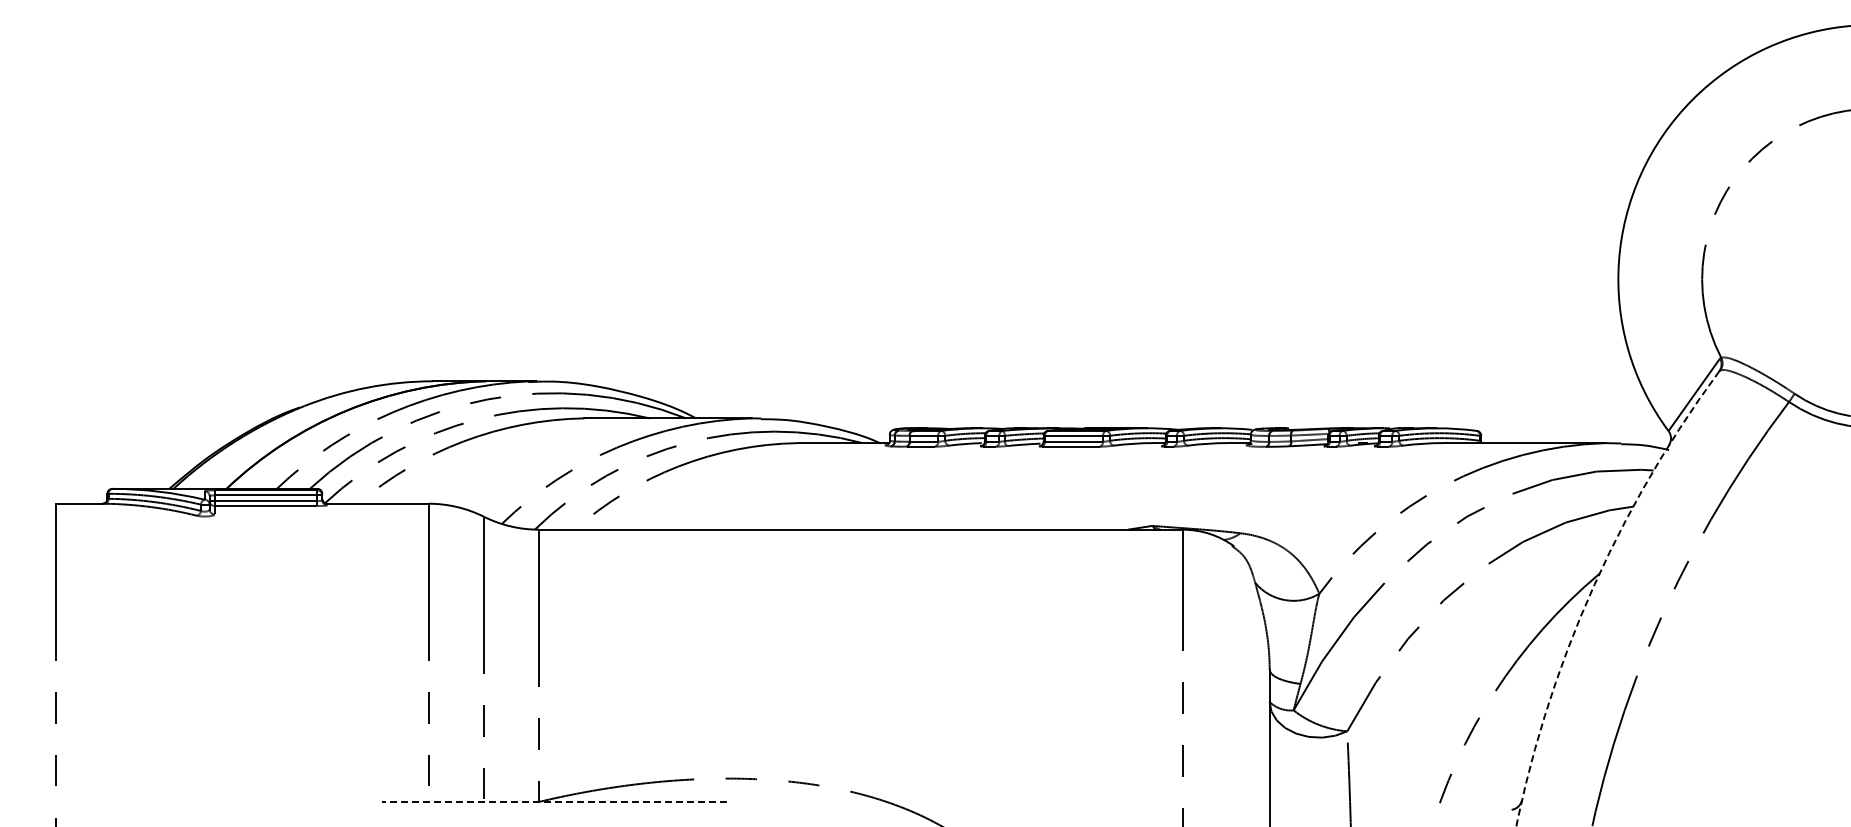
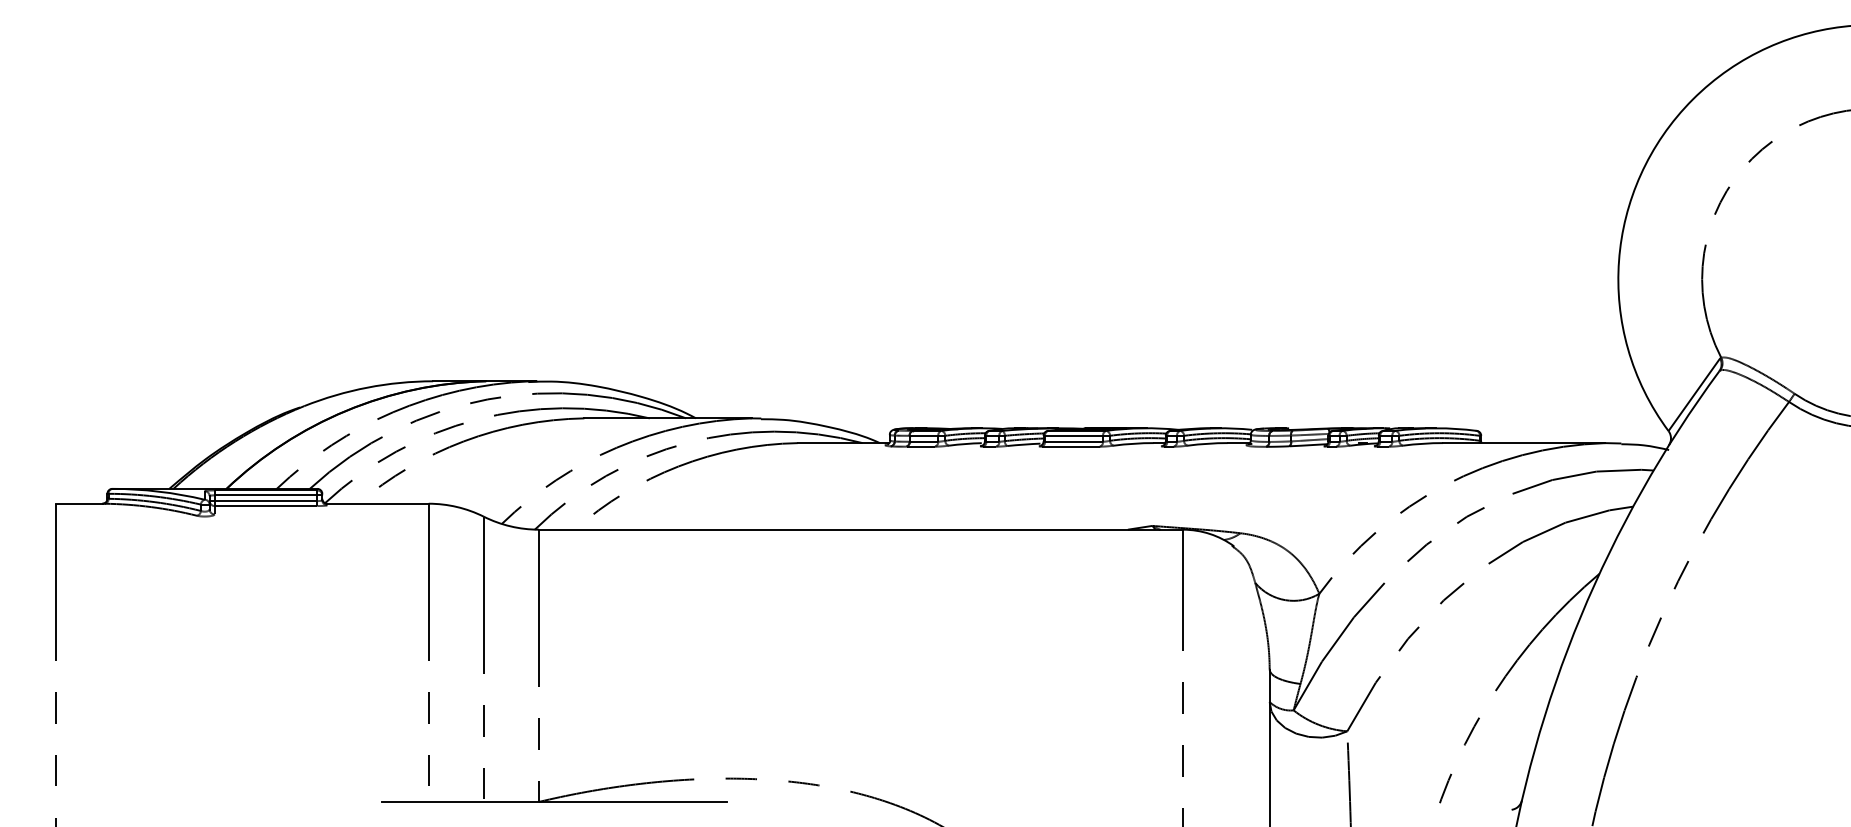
arc: dashed -> solid (1593, 587)
line: dashed -> solid (553, 801)
